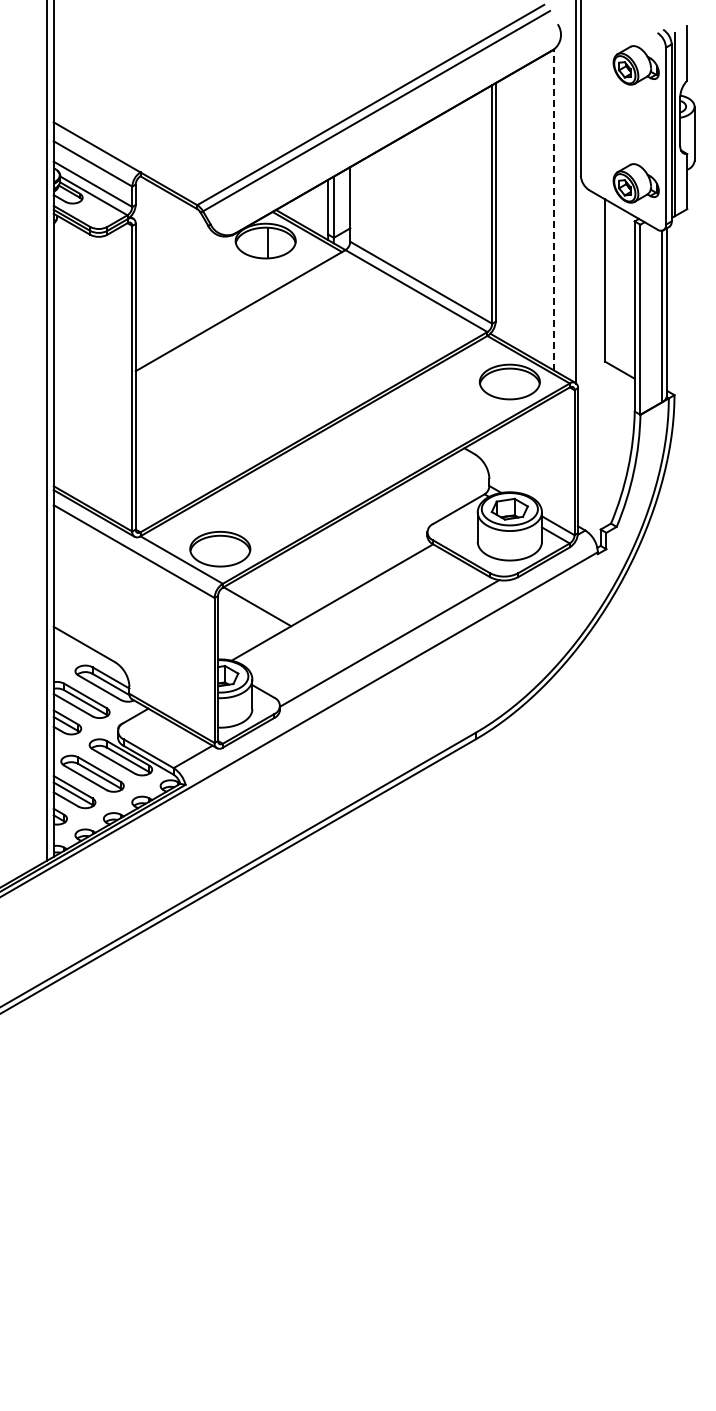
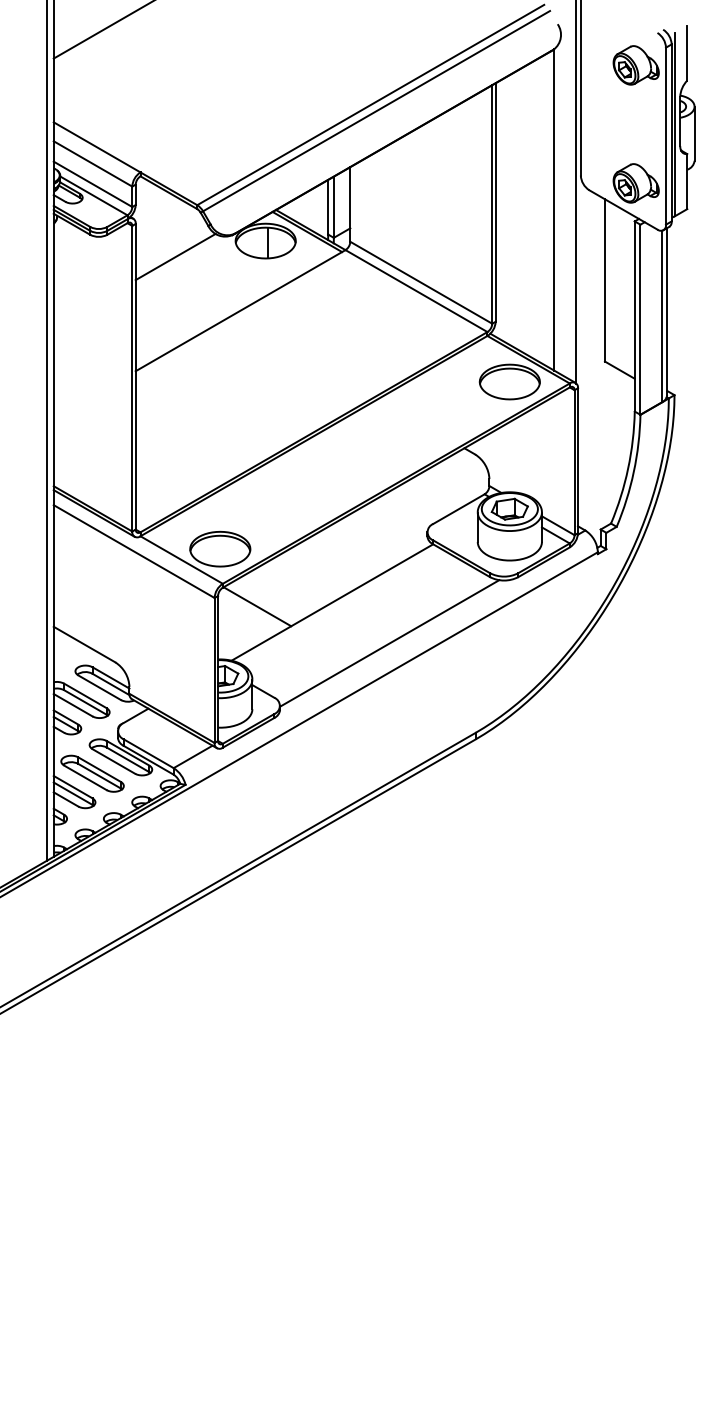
line: none -> present (102, 30)
line: dashed -> solid (554, 209)
line: none -> present (175, 256)
